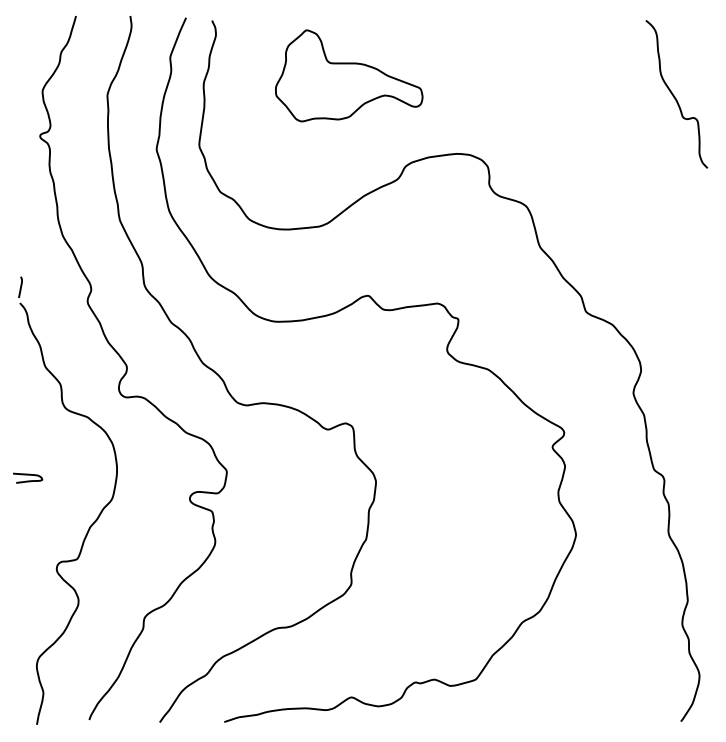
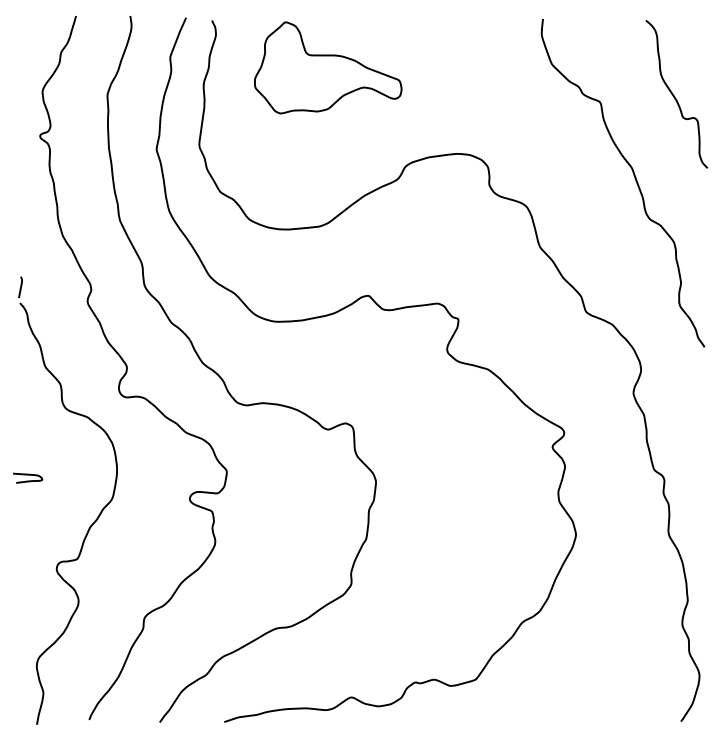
part position: (349, 75) -> (328, 67) (328, 67)
curve: none -> present (634, 178)
